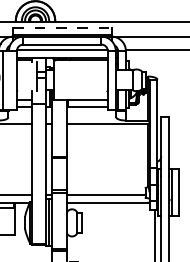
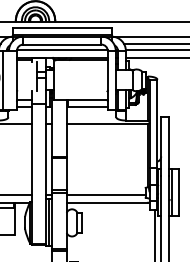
line: dashed -> solid (62, 27)
line: none -> present (154, 43)
line: none -> present (155, 57)
